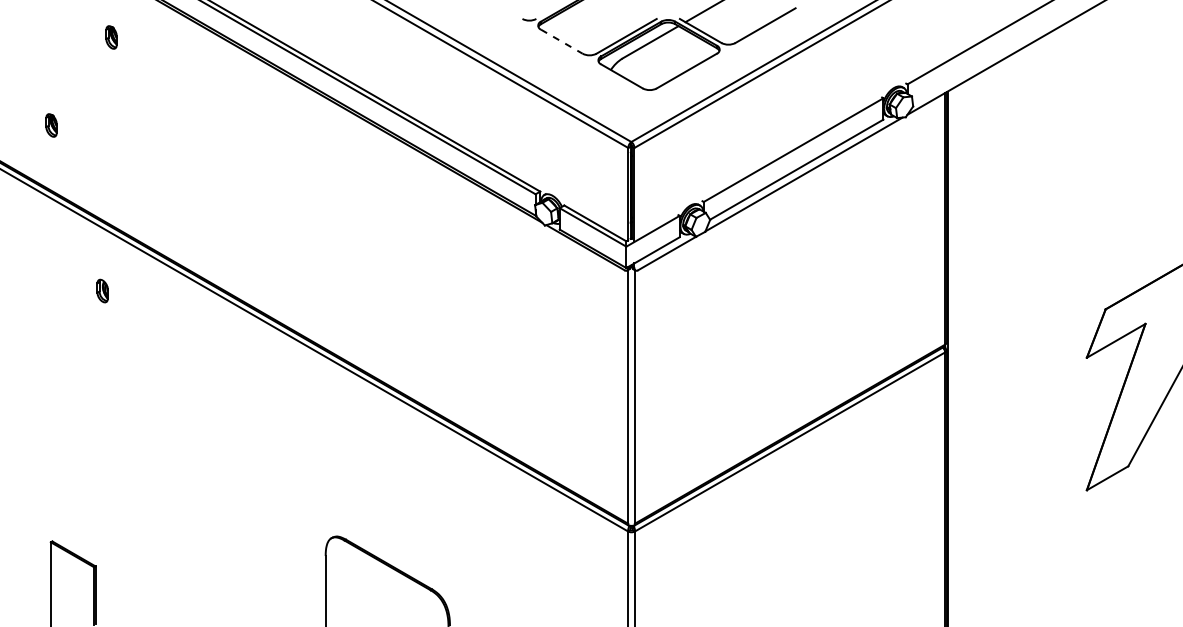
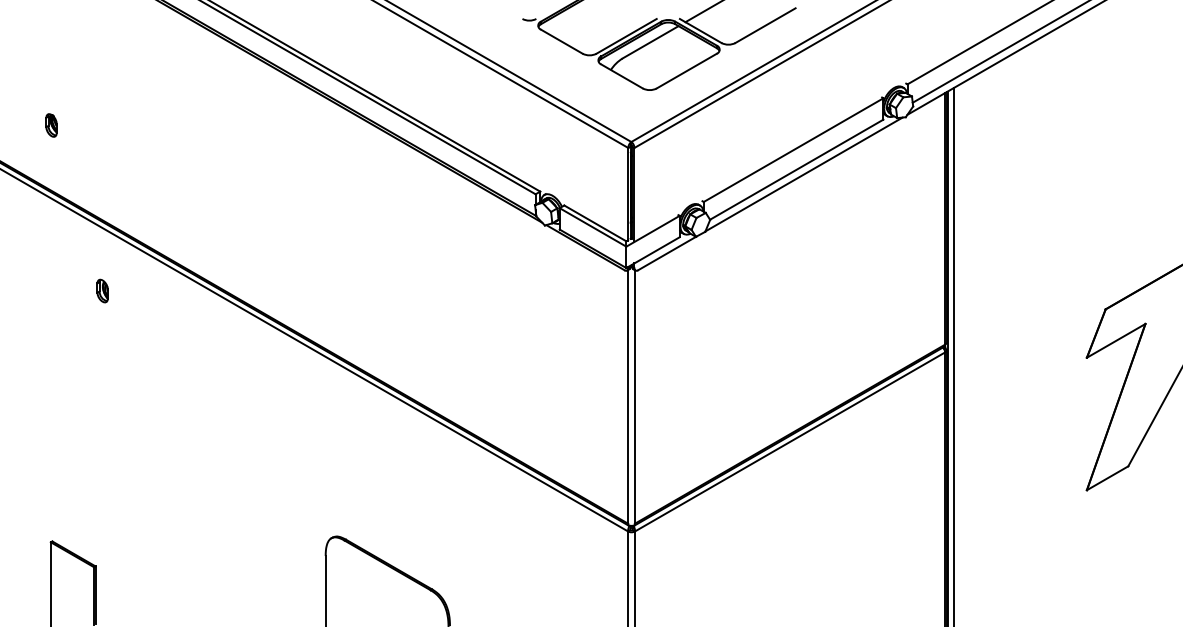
part: present -> none (111, 37)
line: dashed -> solid (562, 41)
line: none -> present (999, 52)
line: none -> present (954, 355)
